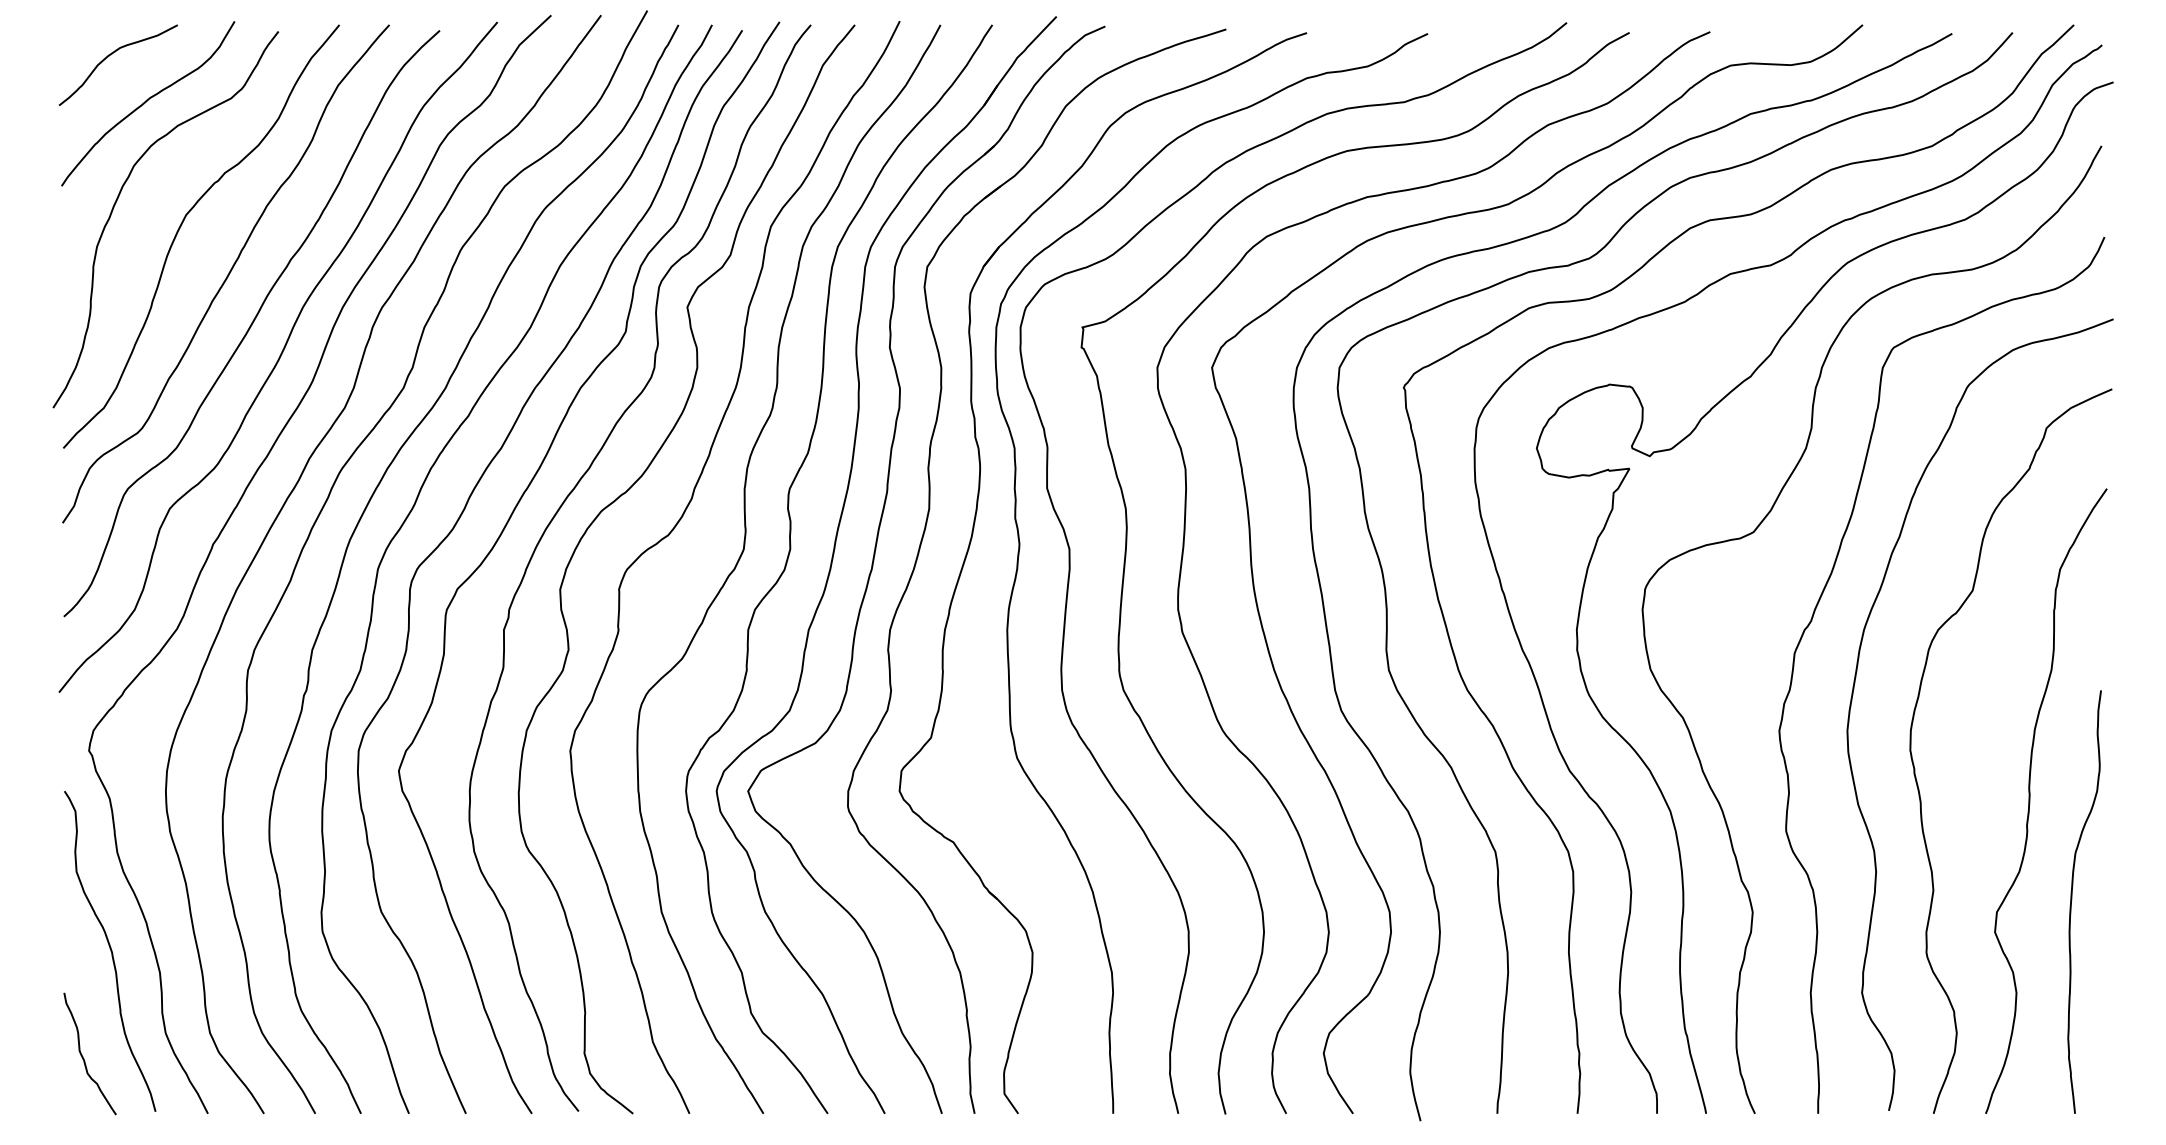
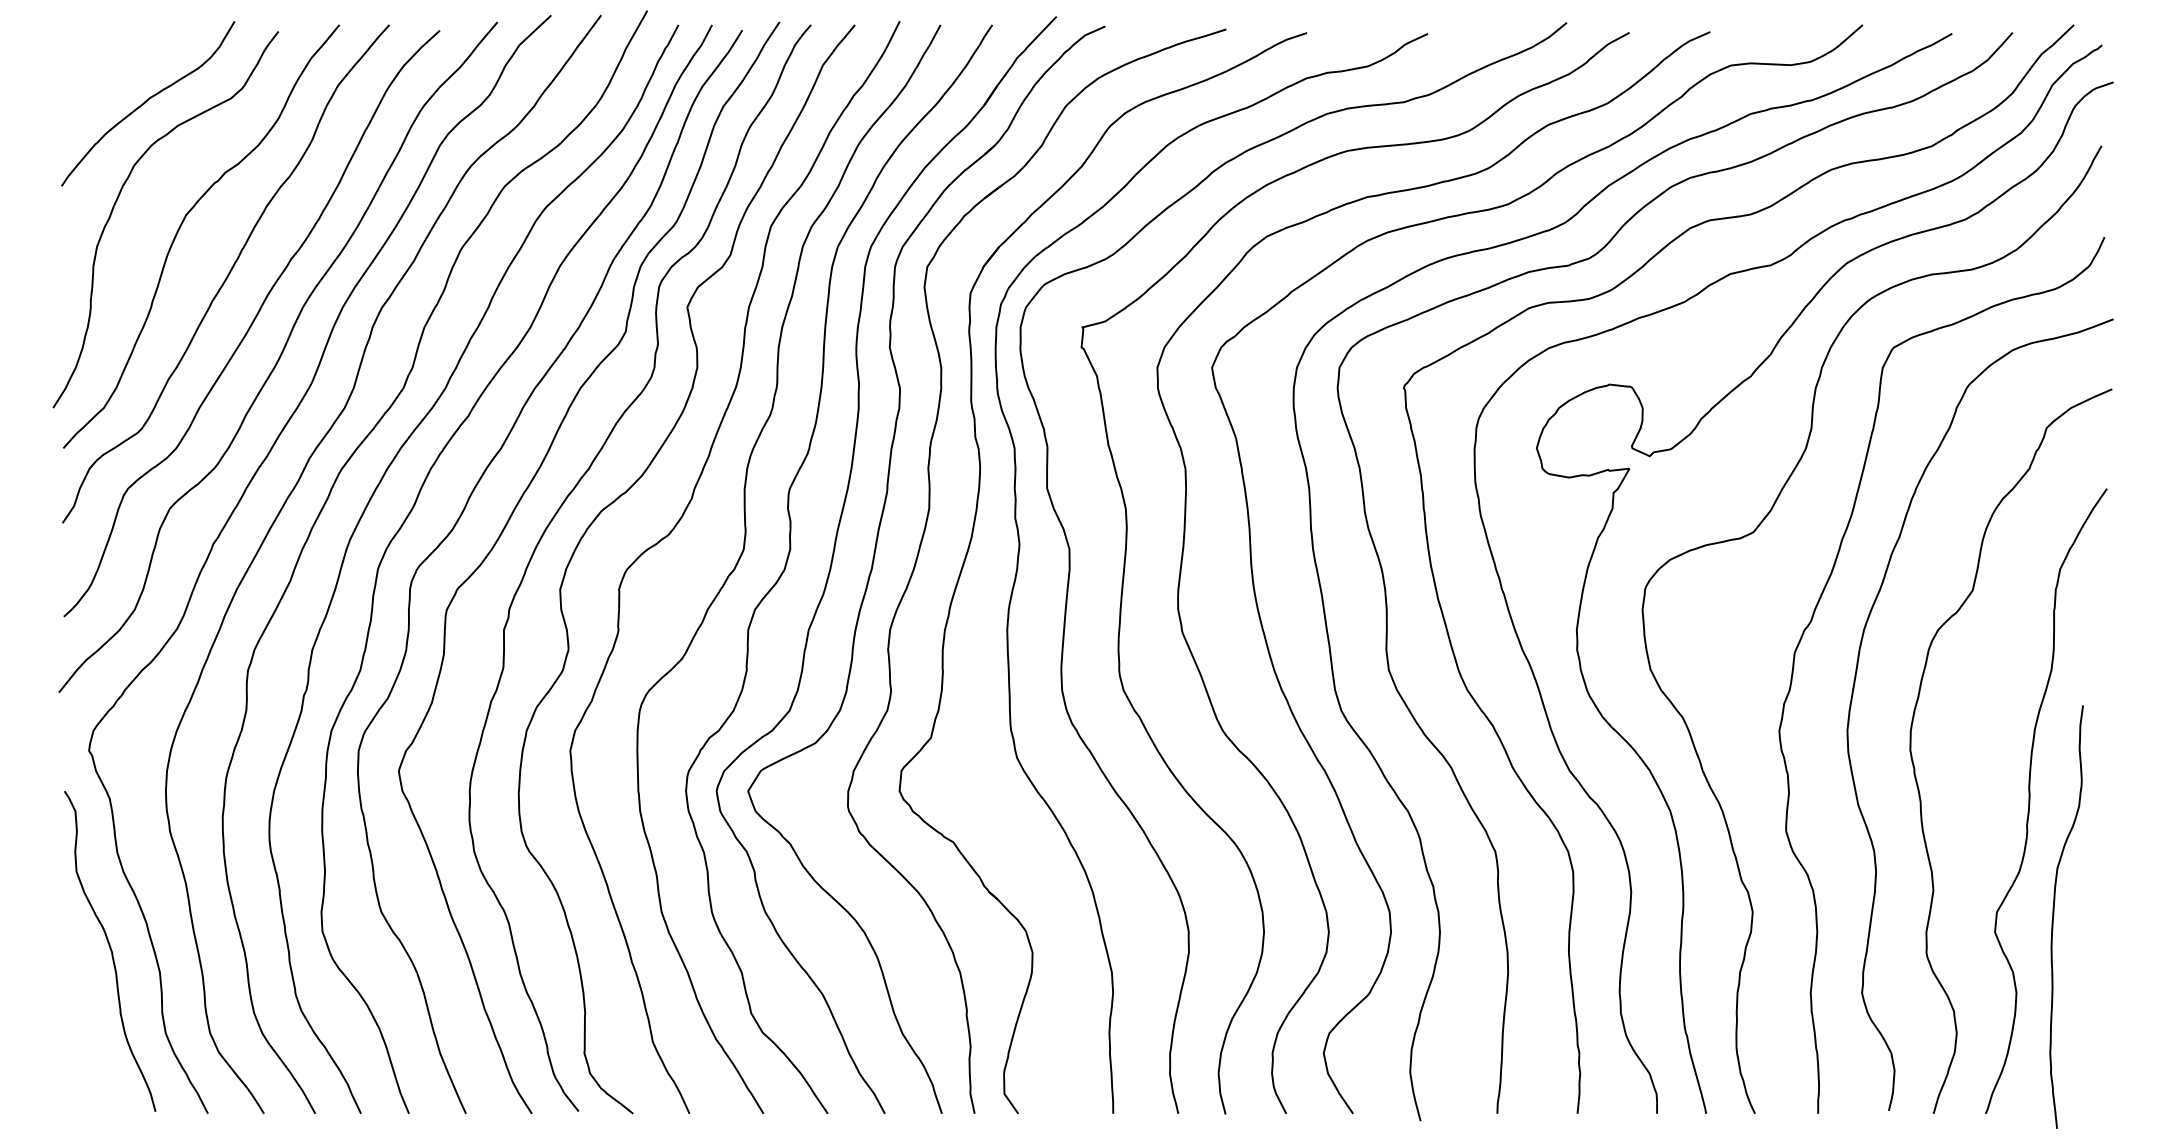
curve: present -> none (112, 54)
curve position: (2072, 900) -> (2054, 915) (2054, 915)
curve: present -> none (83, 1056)
